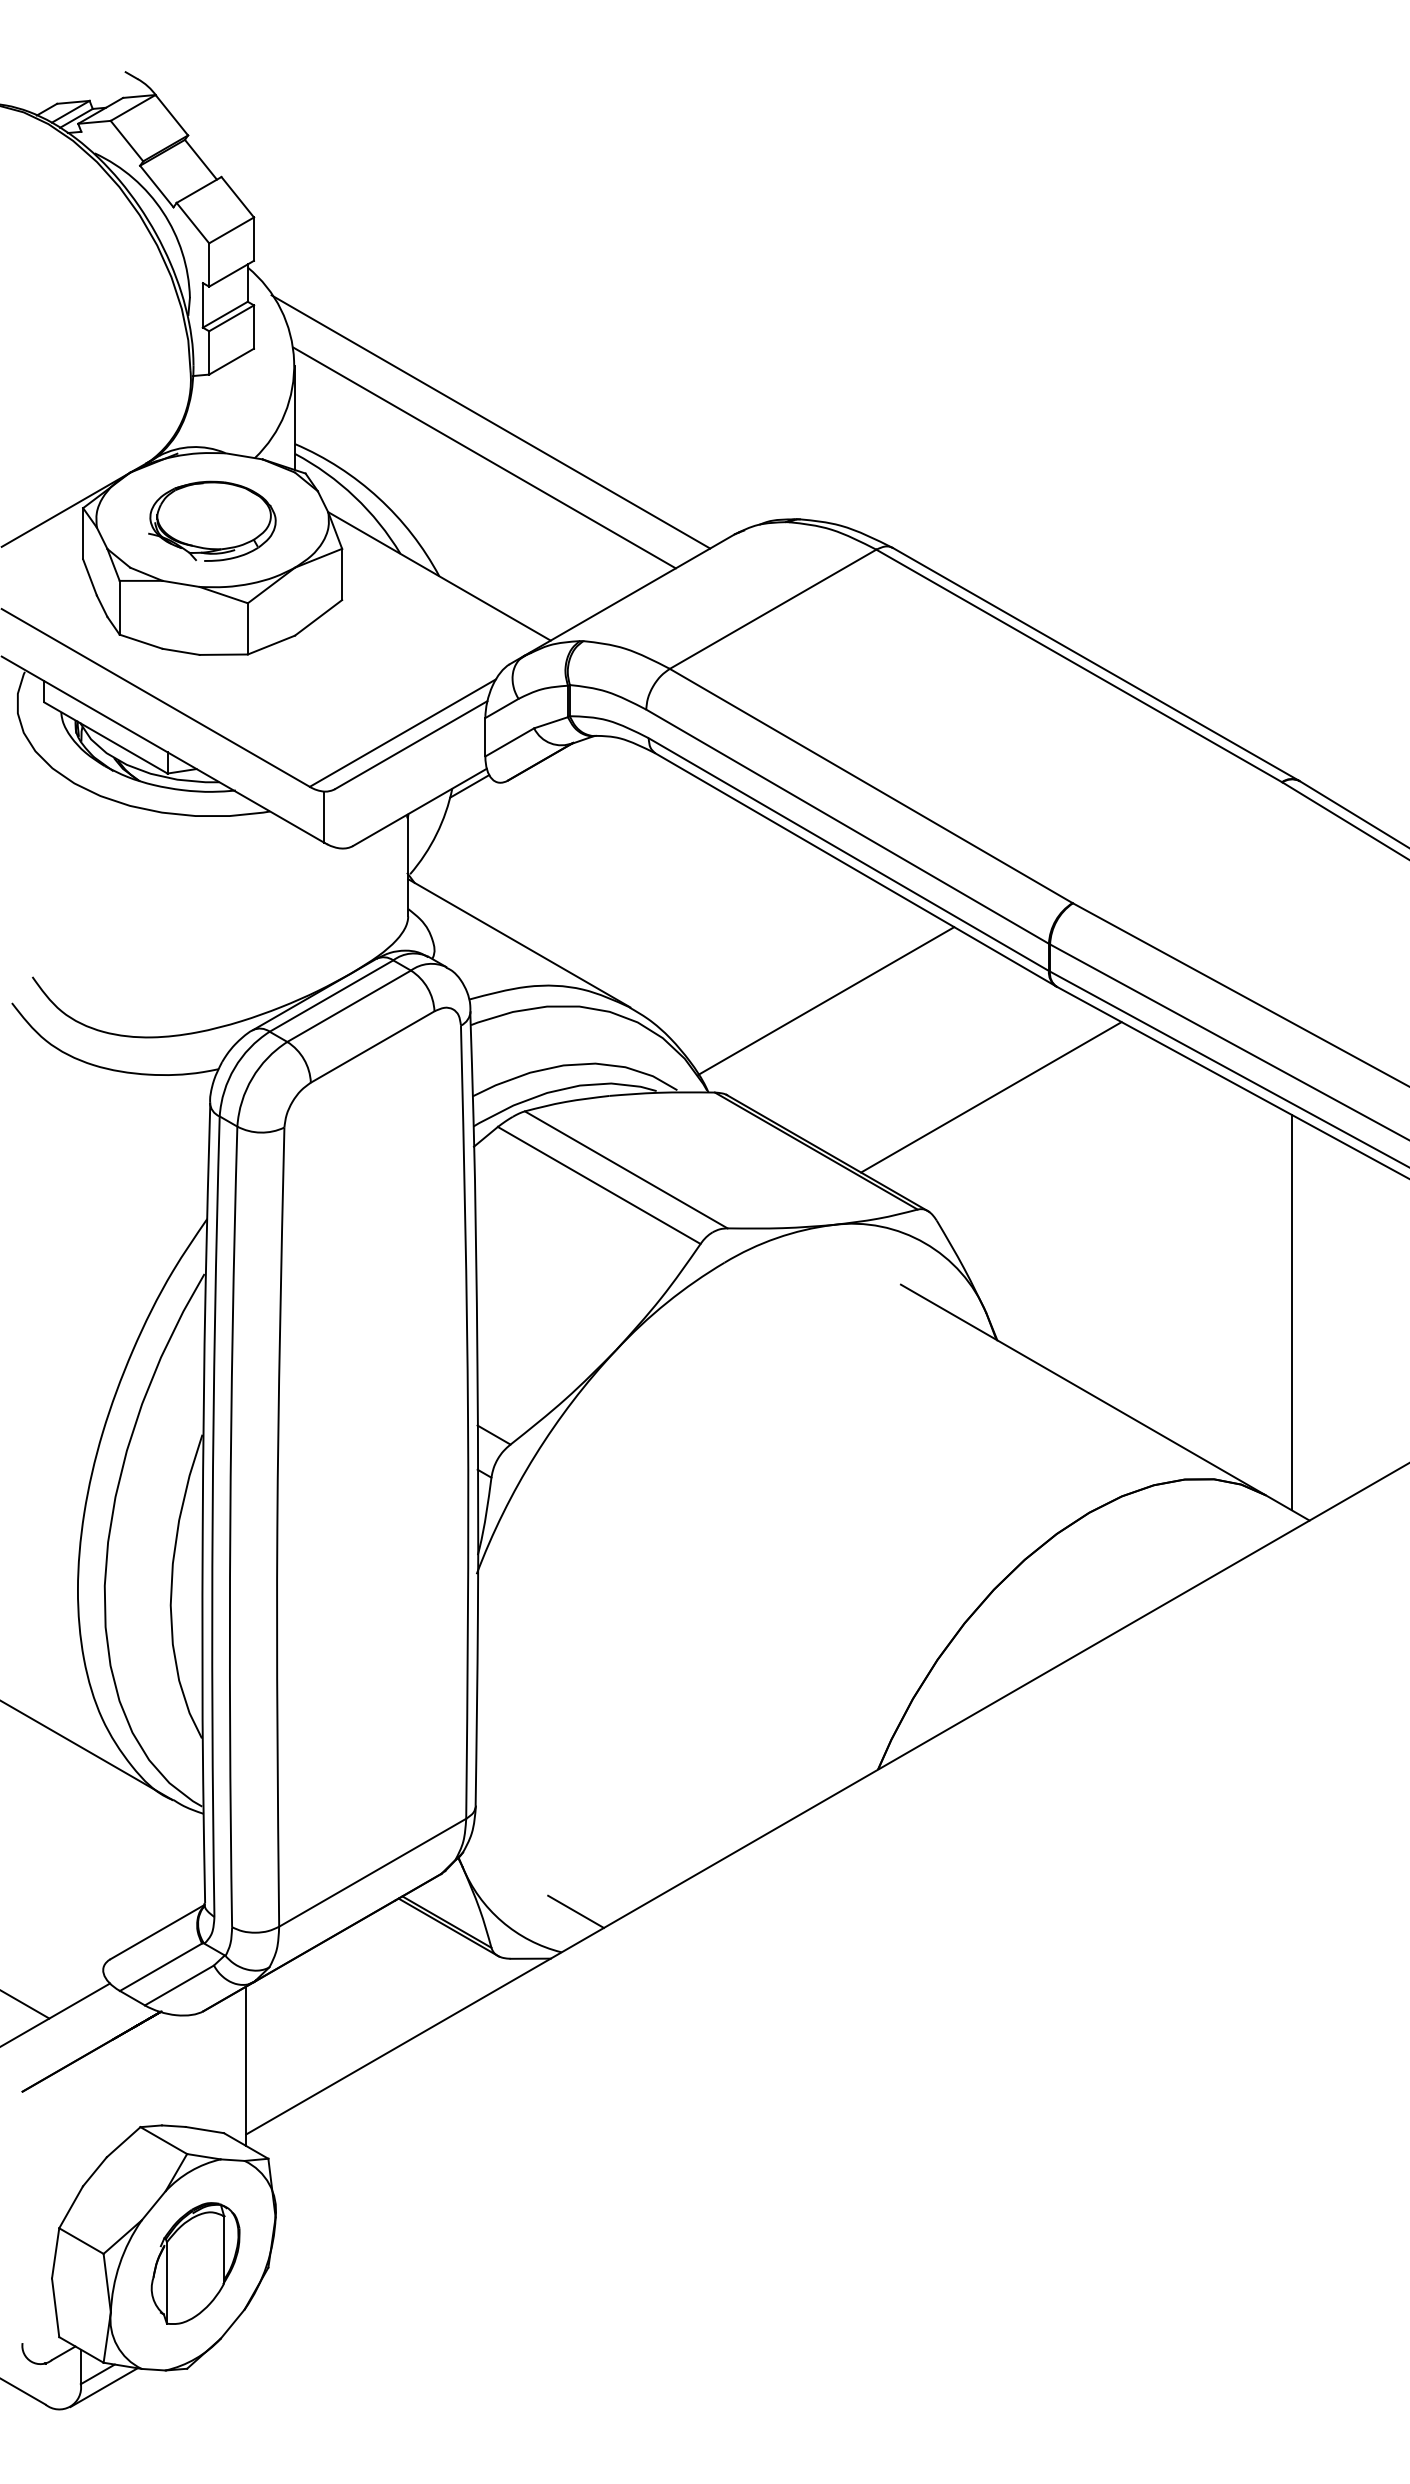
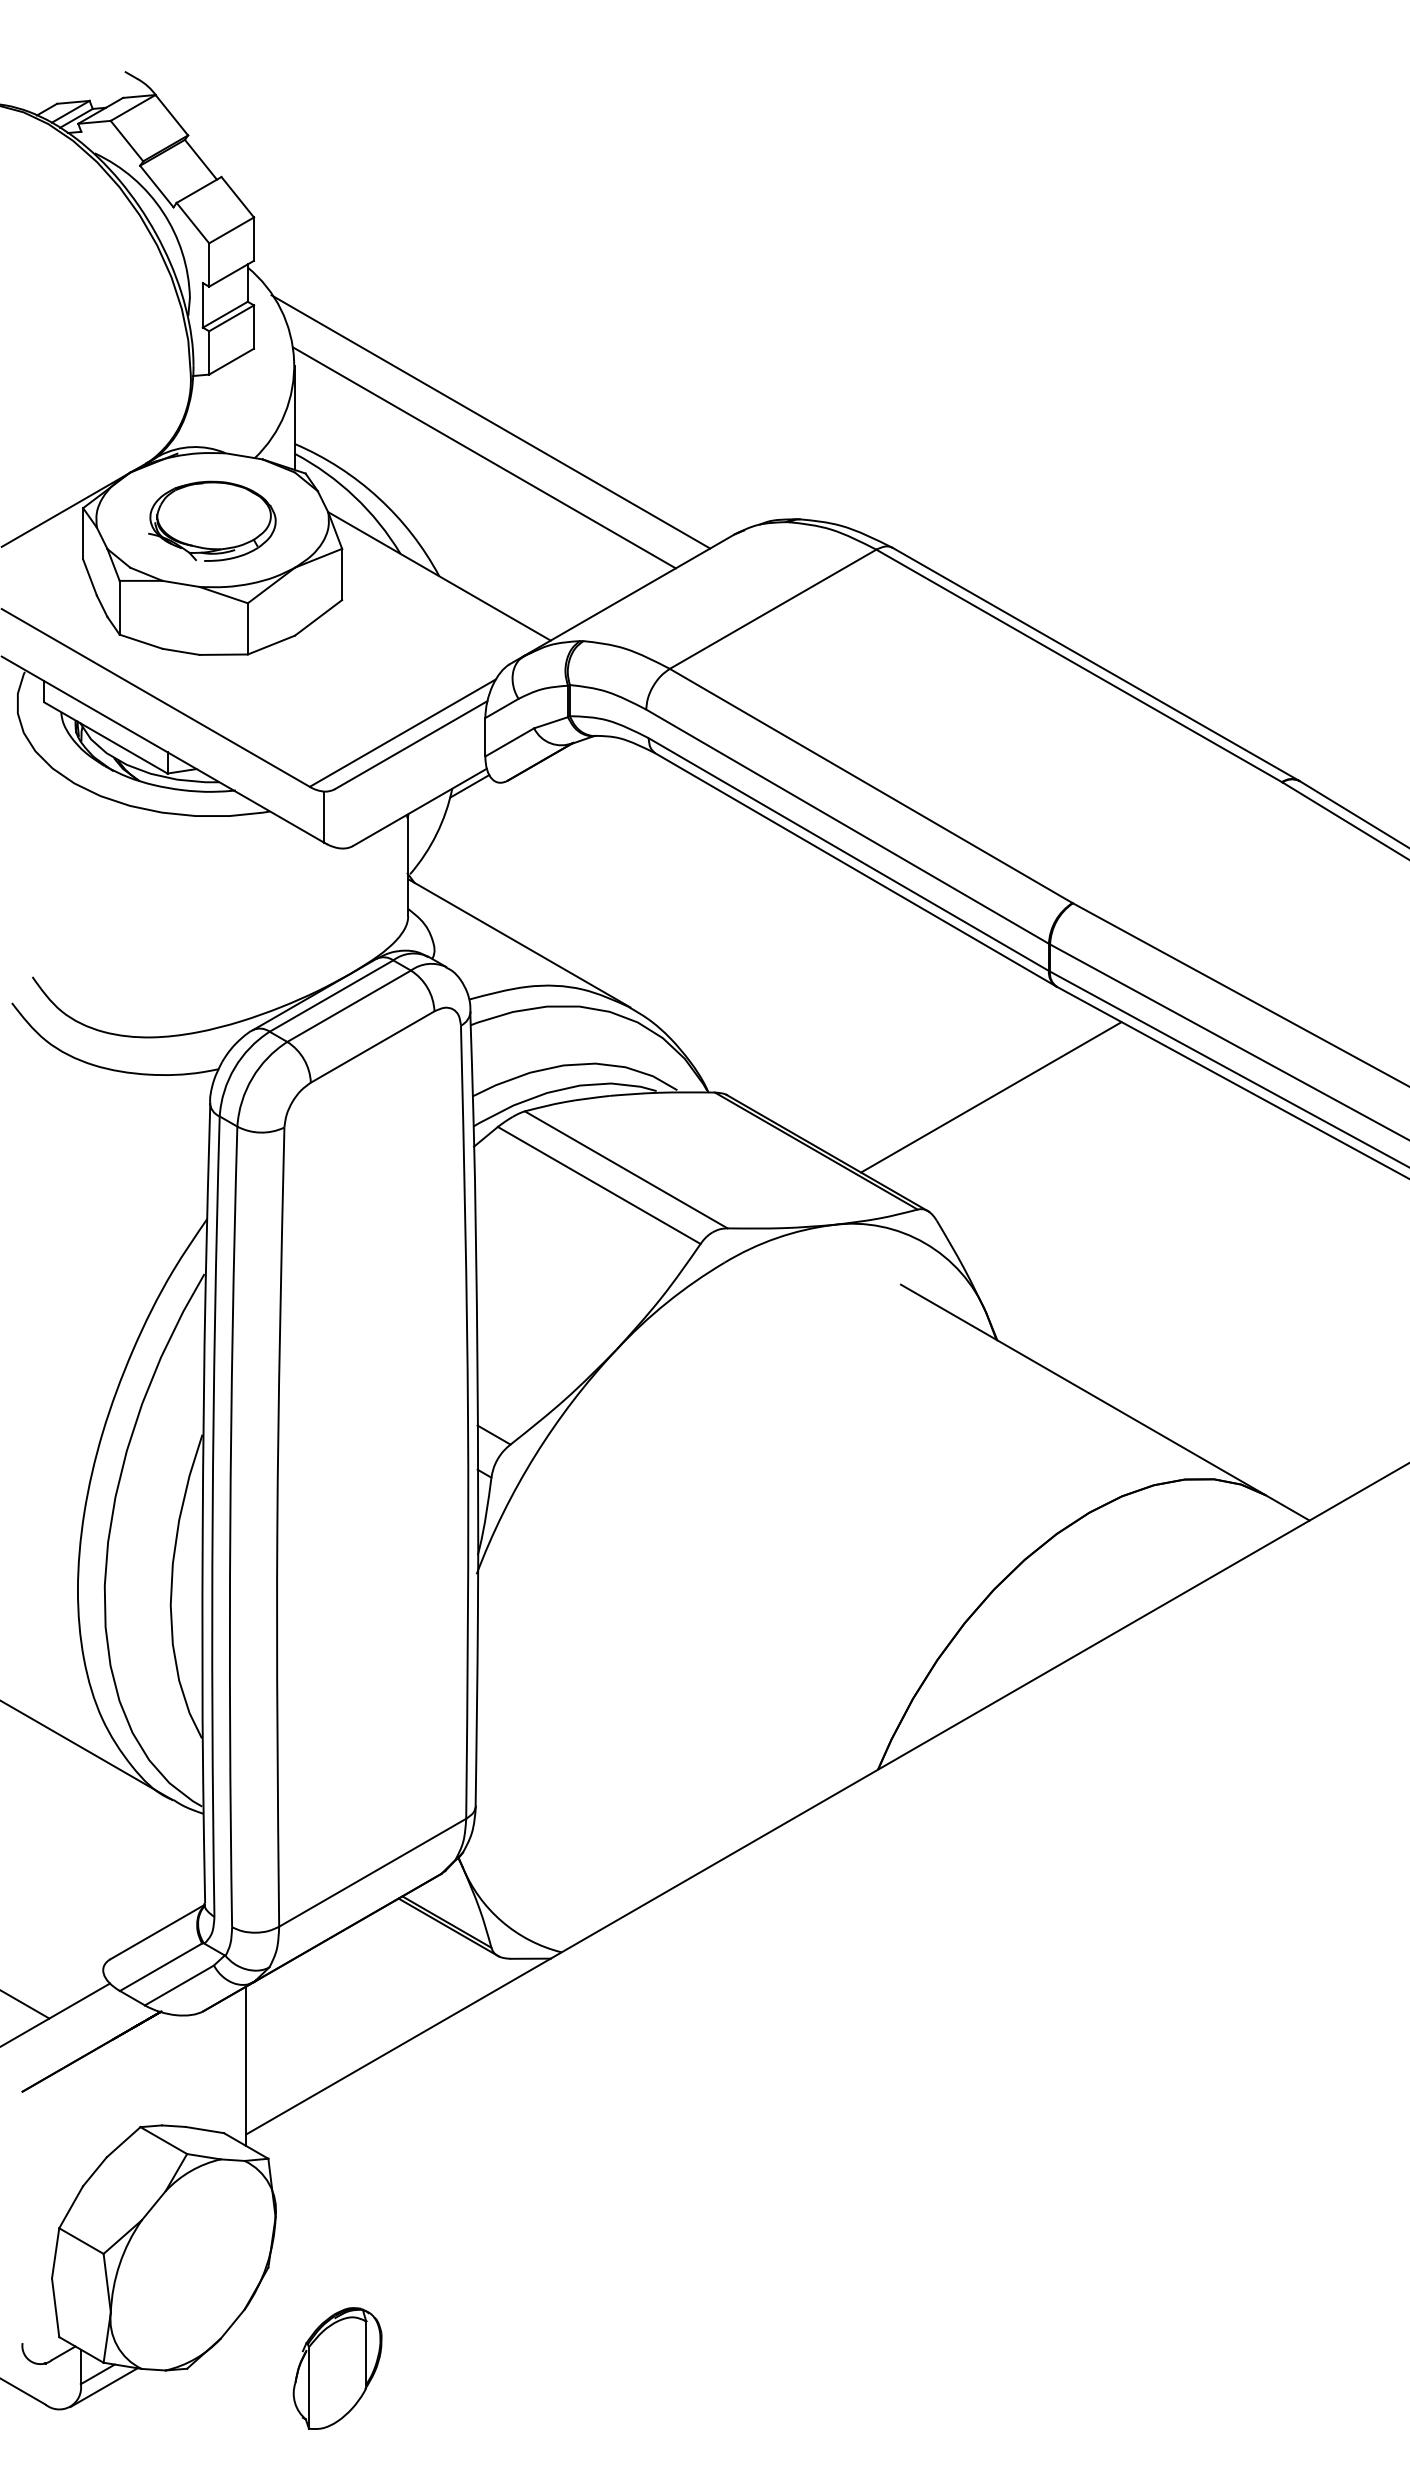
line: present -> none (826, 1000)
line: present -> none (1291, 1312)
line: present -> none (575, 1911)
part position: (195, 2263) -> (337, 2368) (337, 2368)
